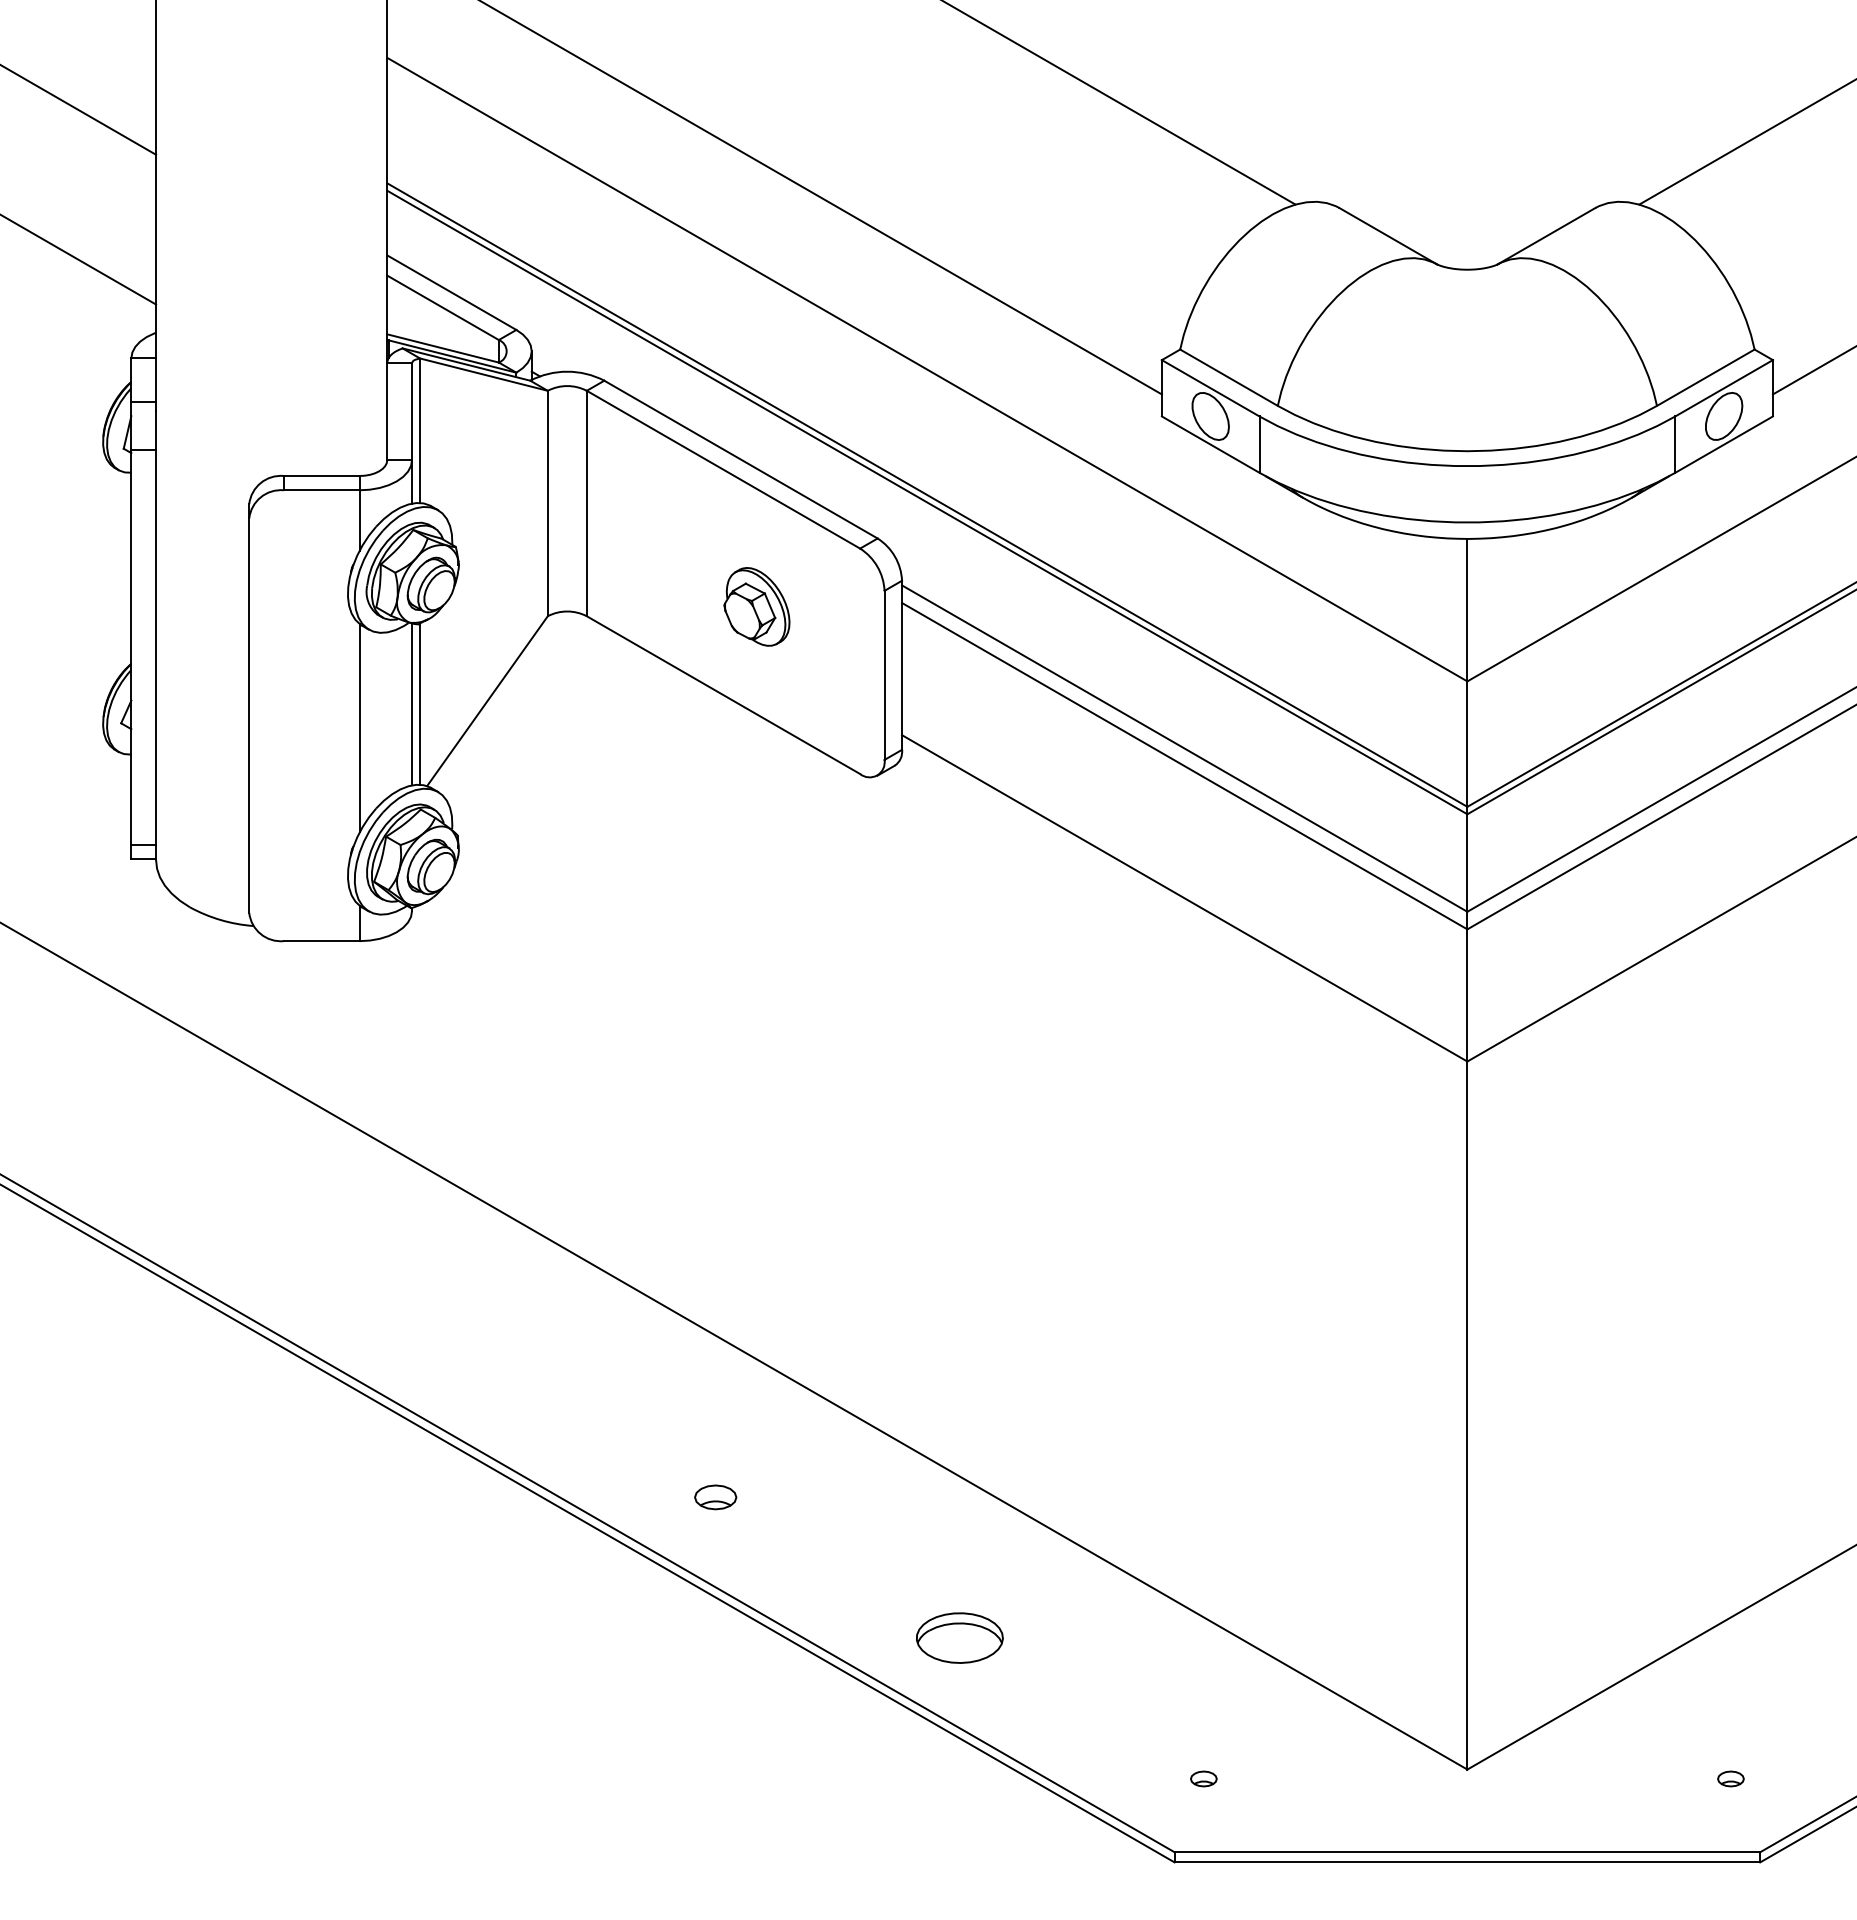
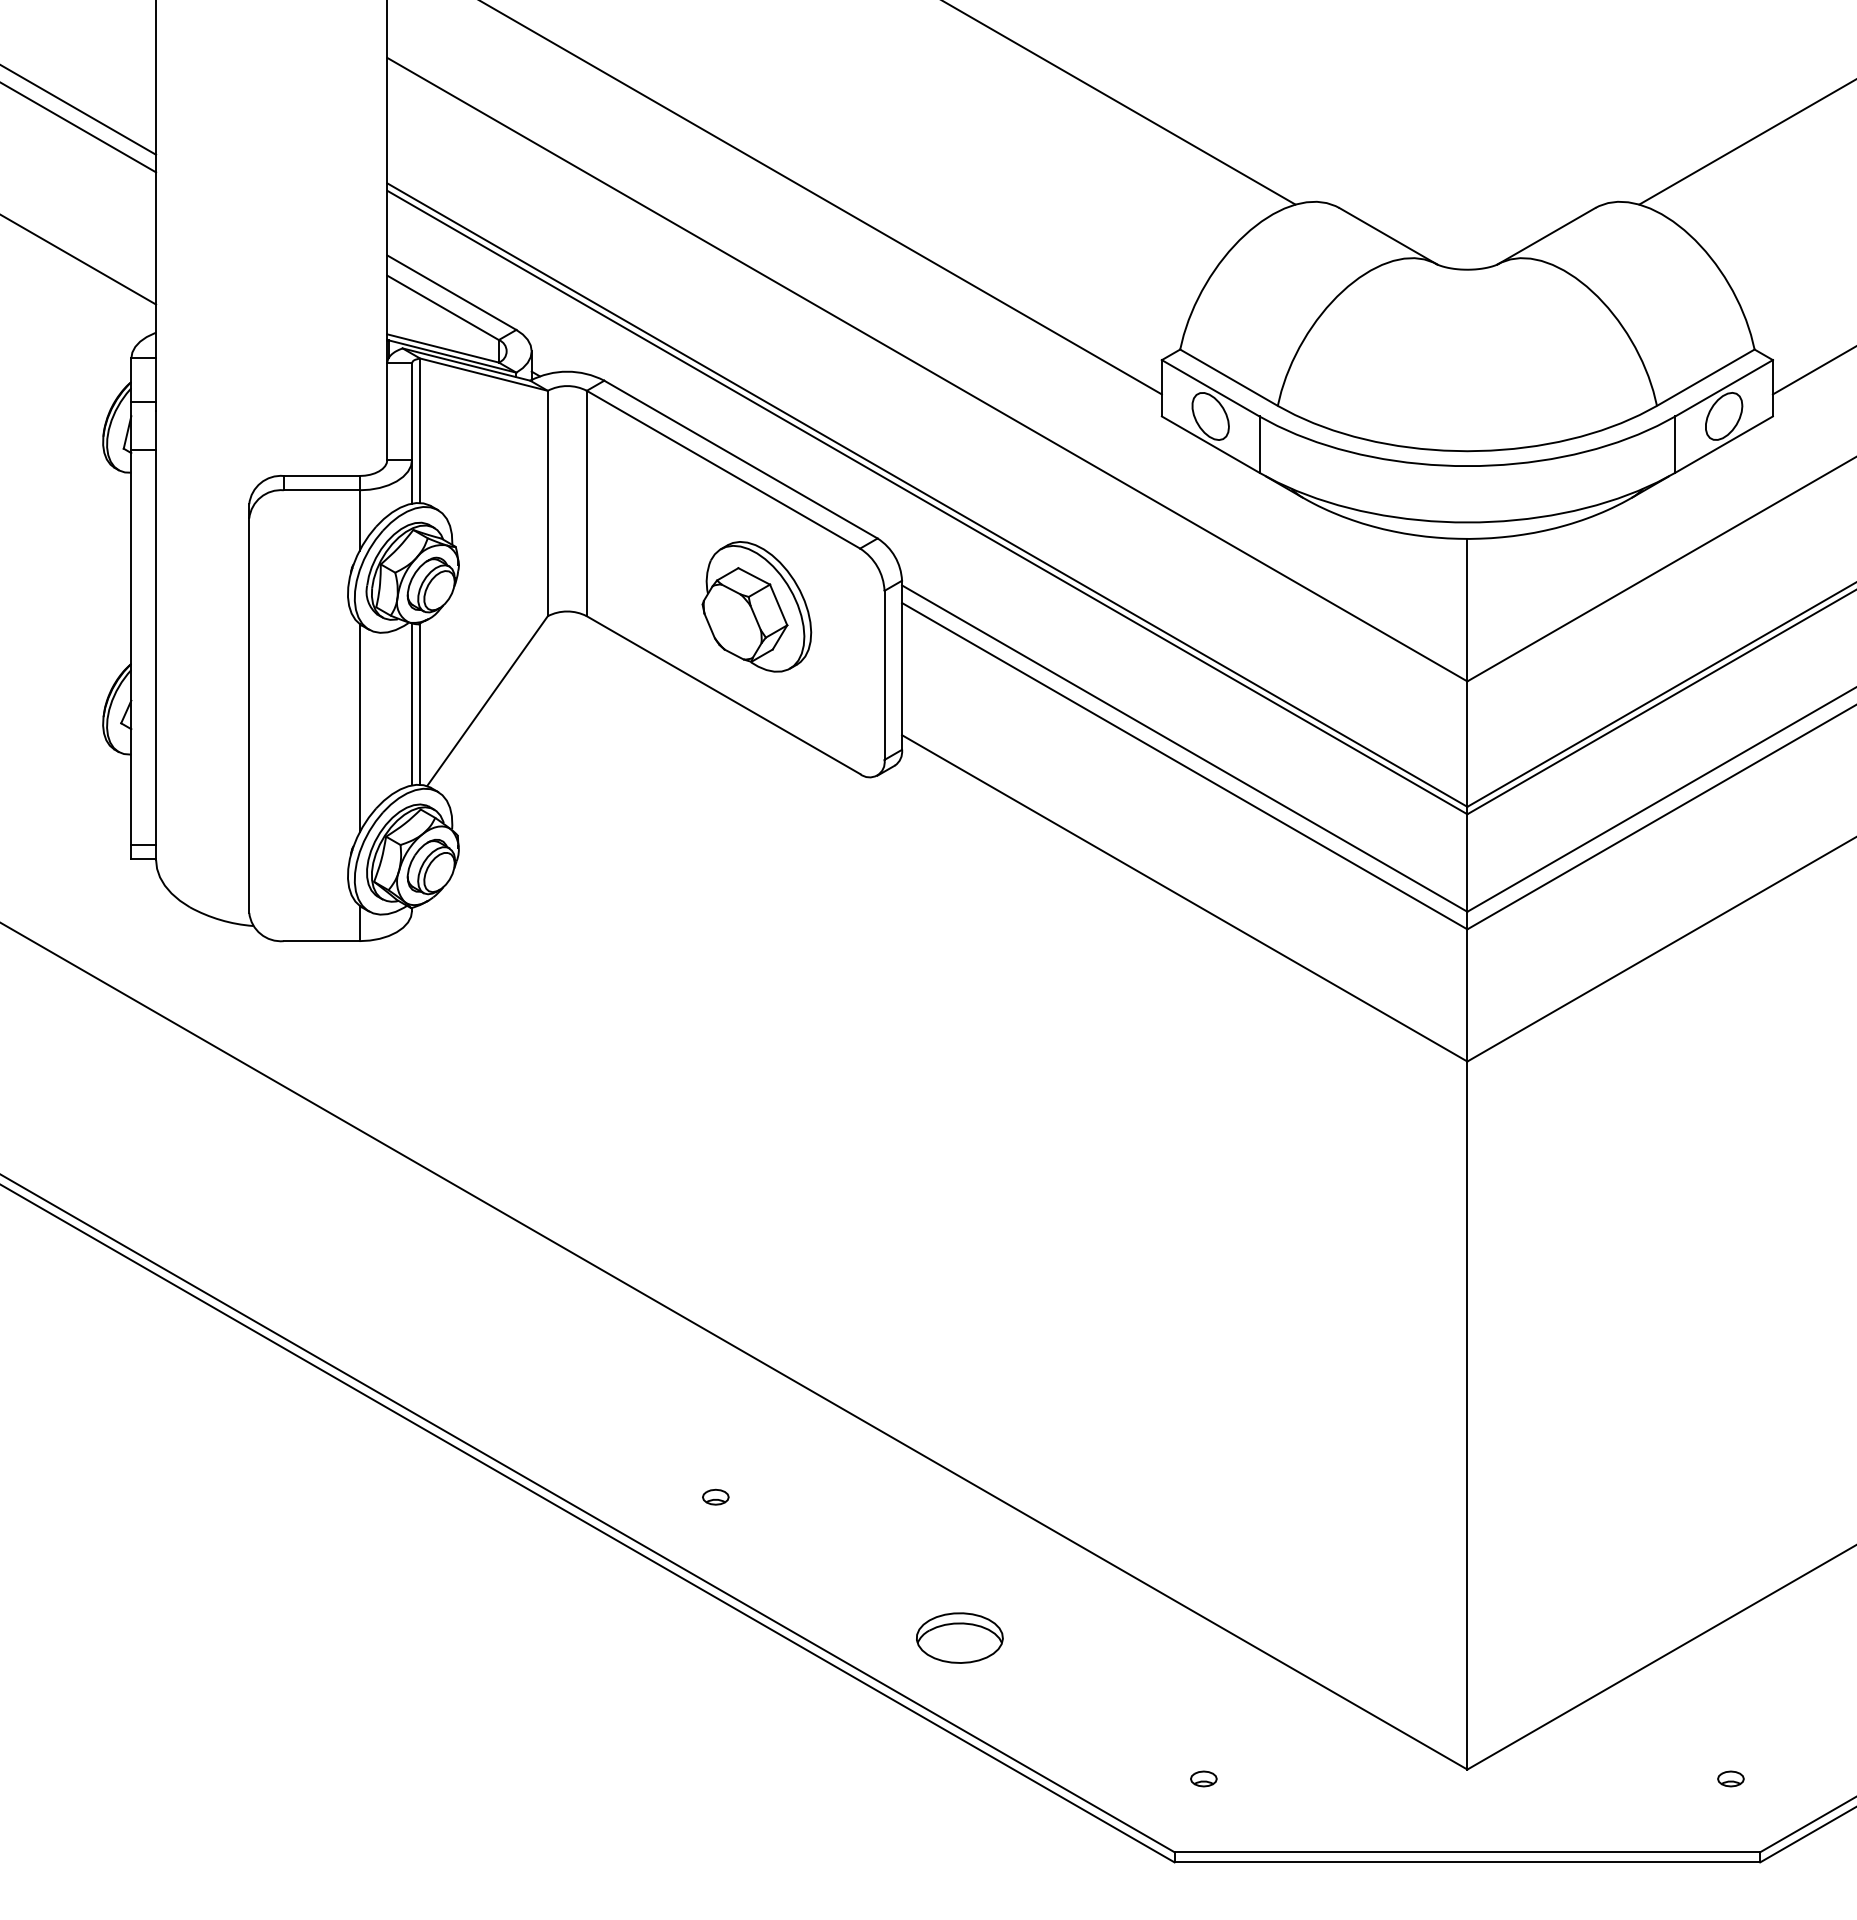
line: none -> present (79, 127)
part size: 68x80 px -> 112x132 px (756, 606)
part size: 44x27 px -> 28x18 px (715, 1496)
